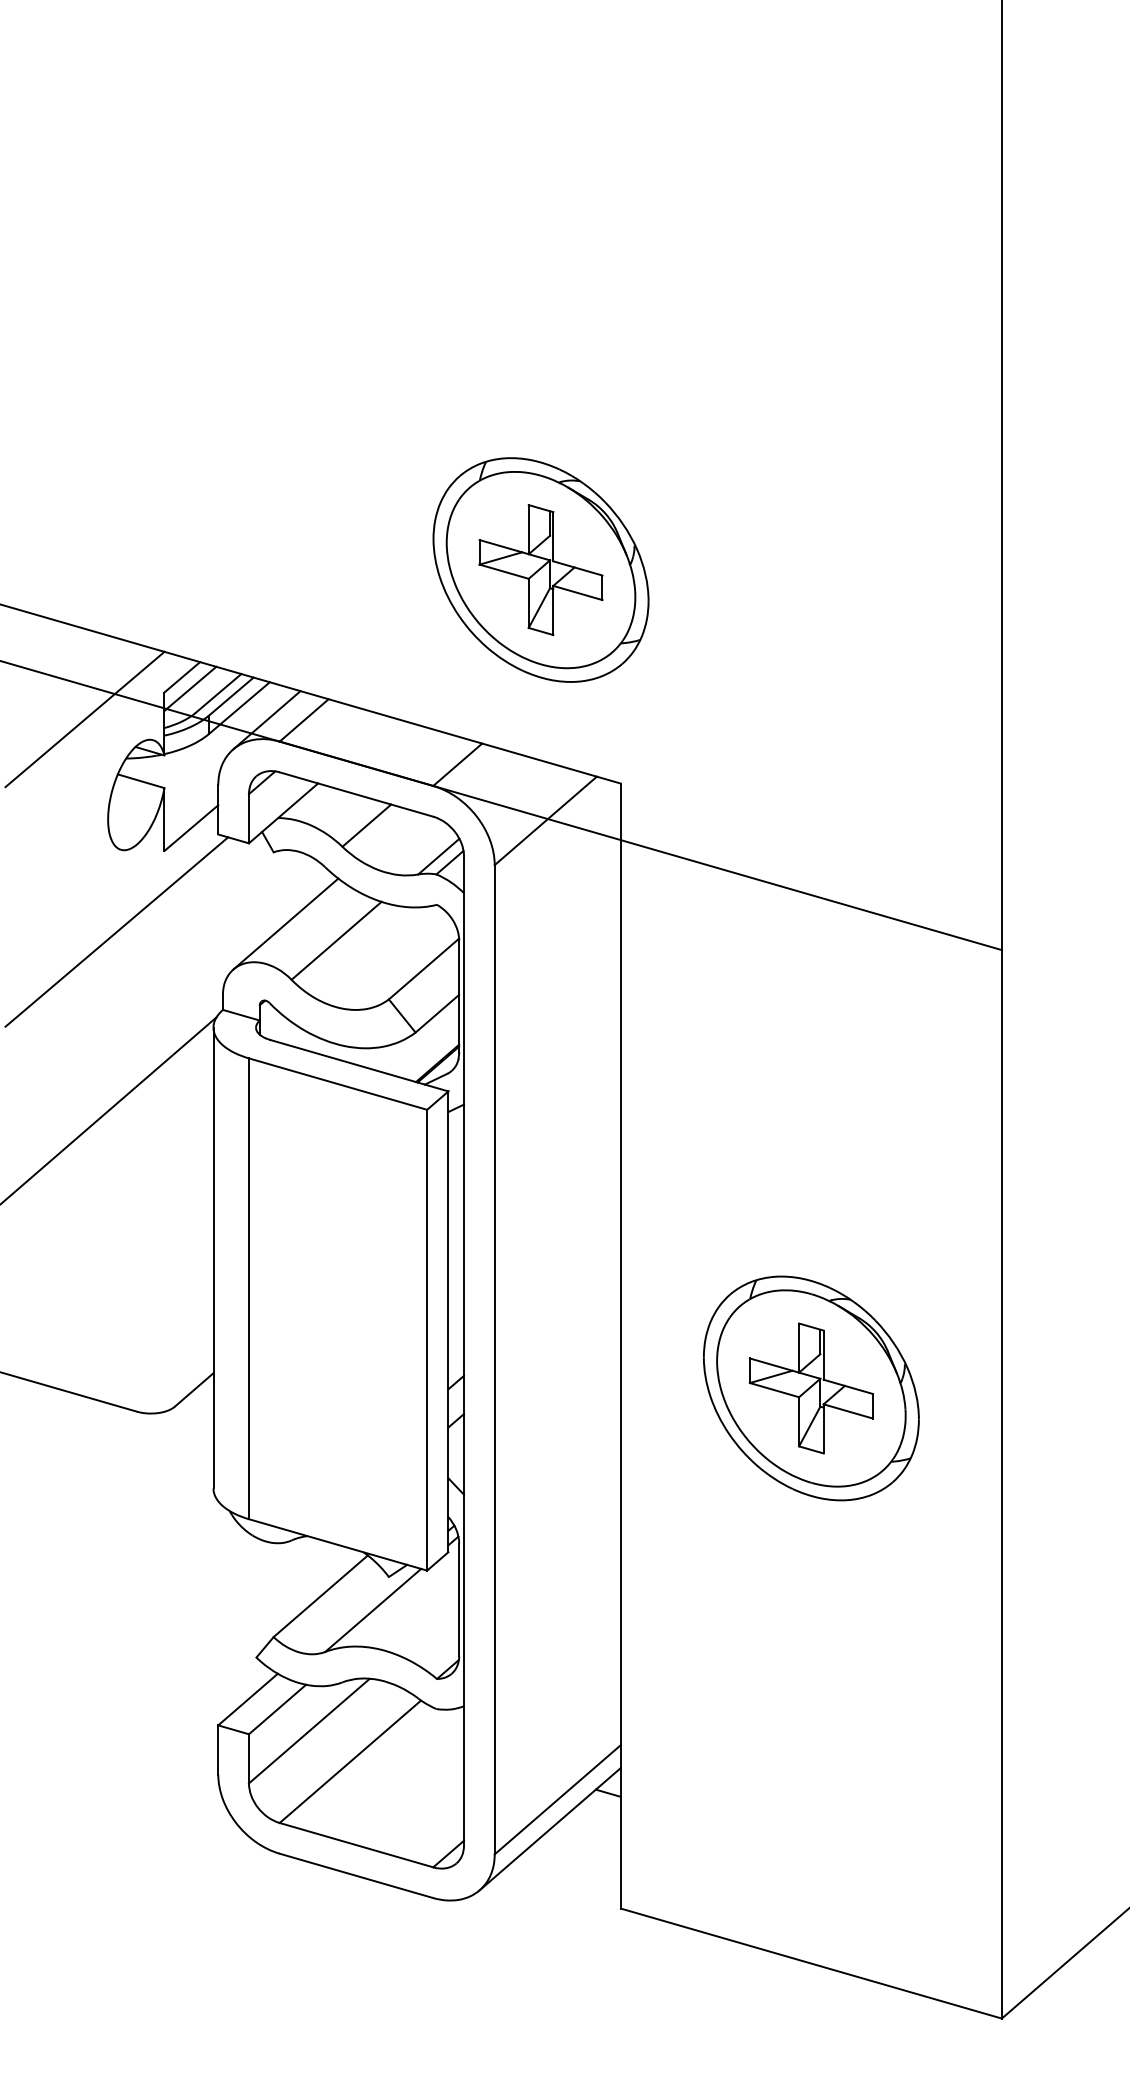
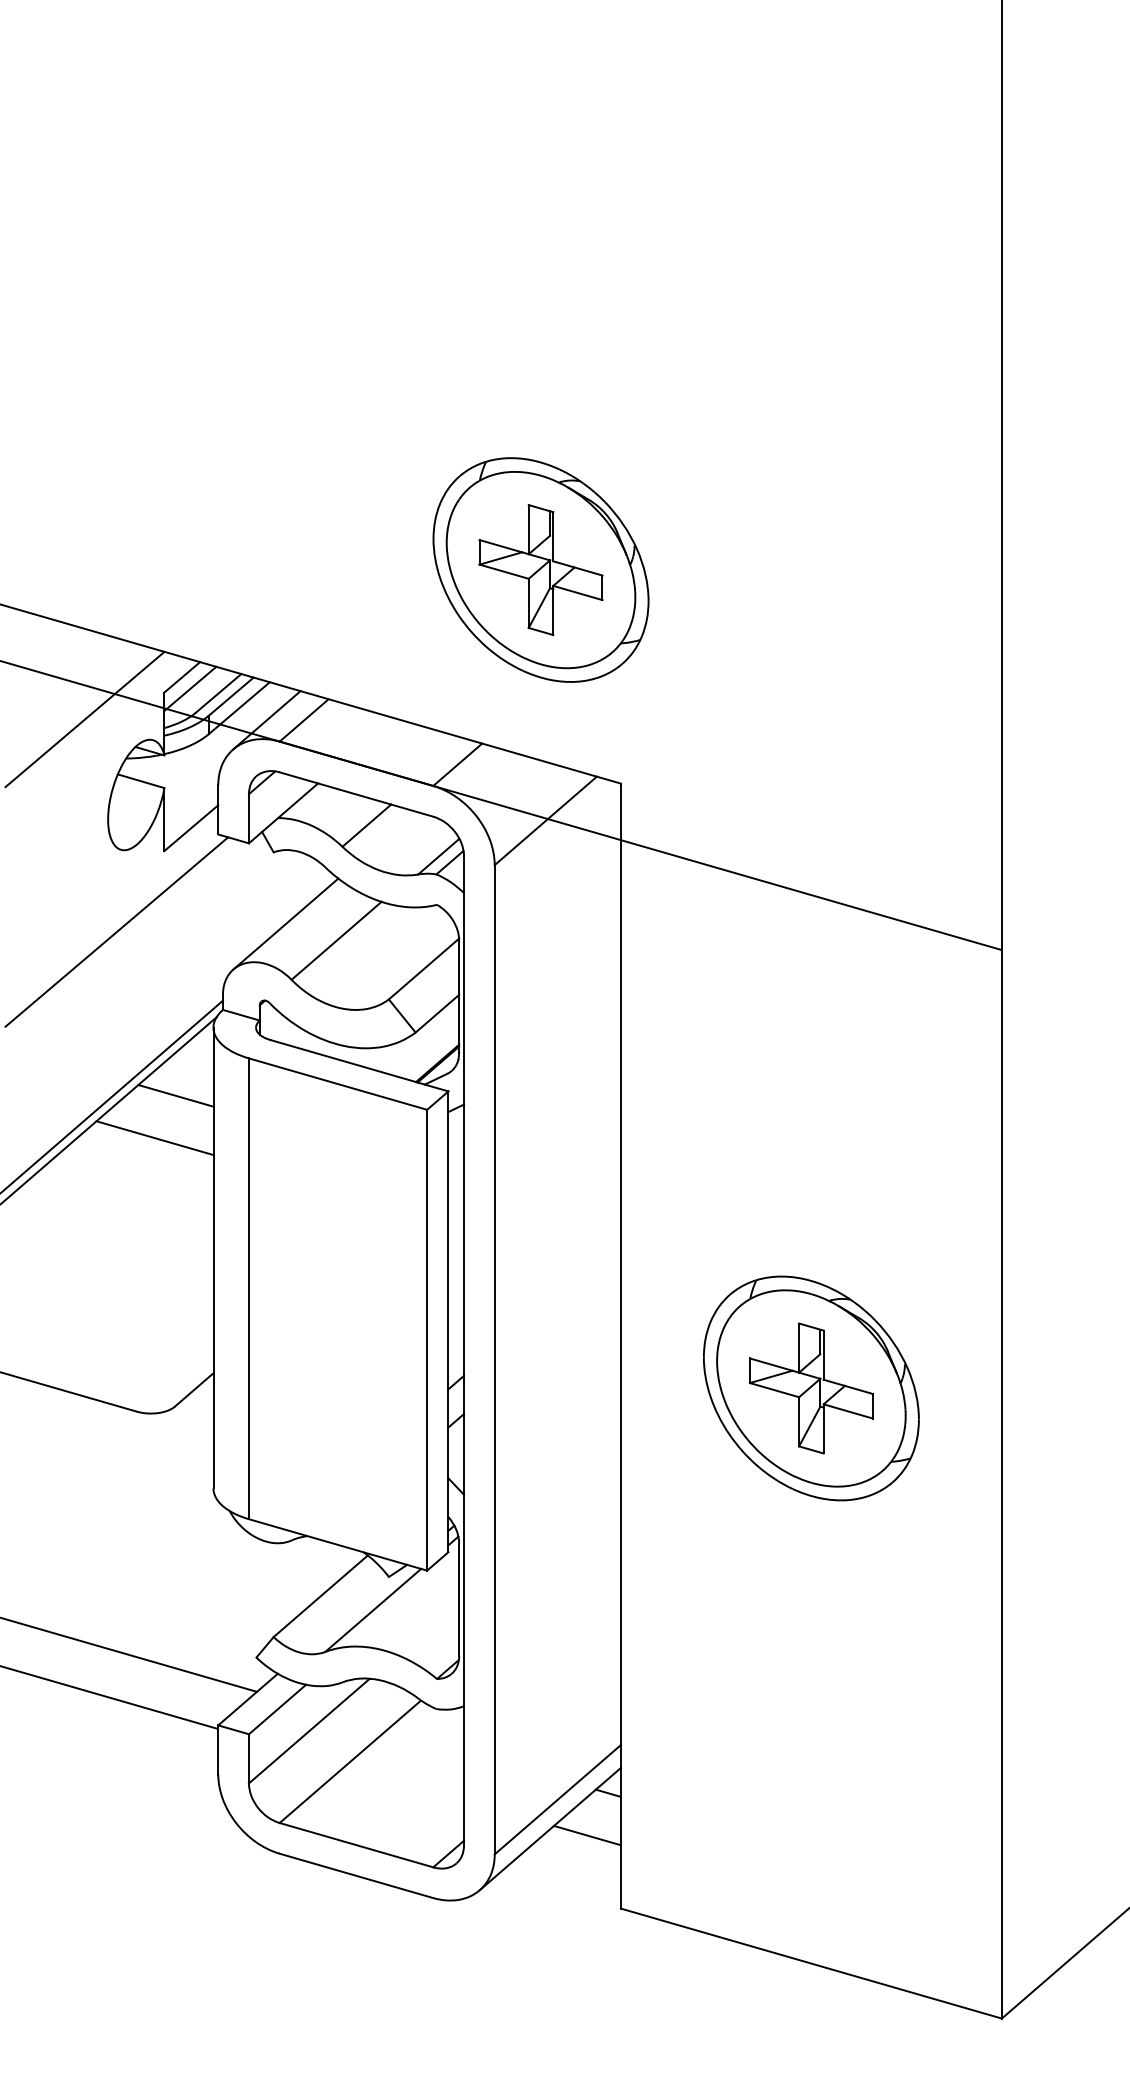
line: none -> present (112, 1095)
line: none -> present (175, 1095)
line: none -> present (154, 1138)
line: none -> present (129, 1654)
line: none -> present (109, 1697)
line: none -> present (587, 1835)
